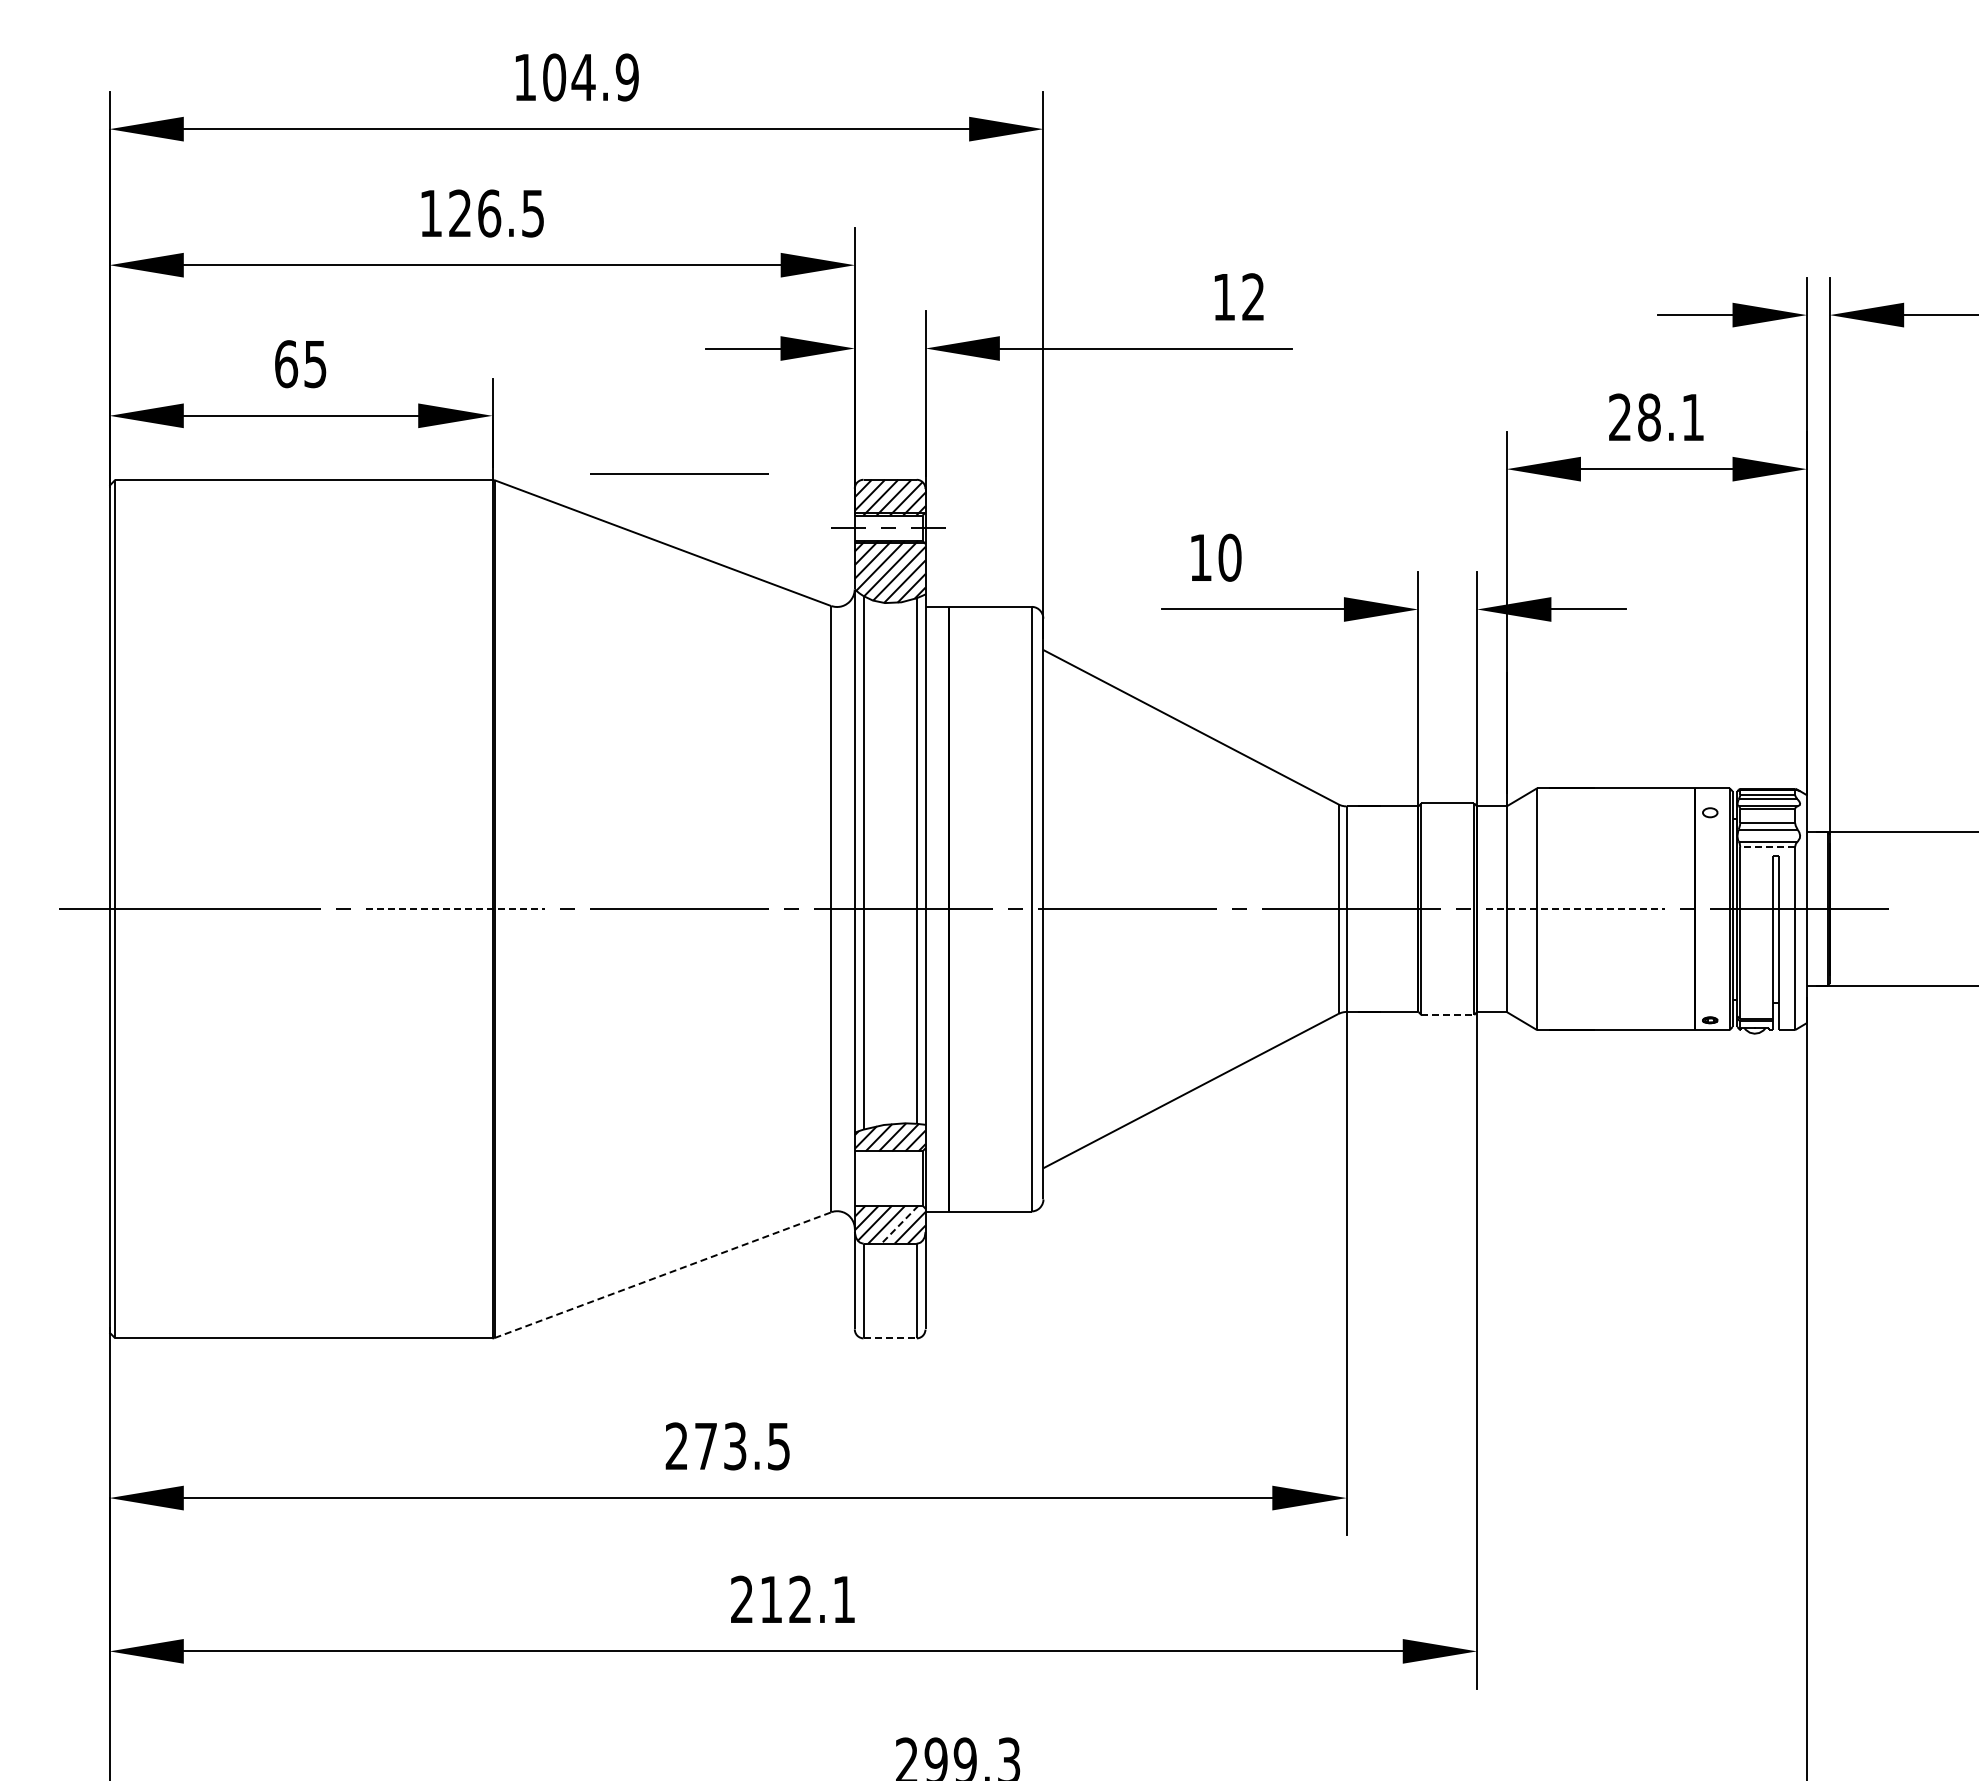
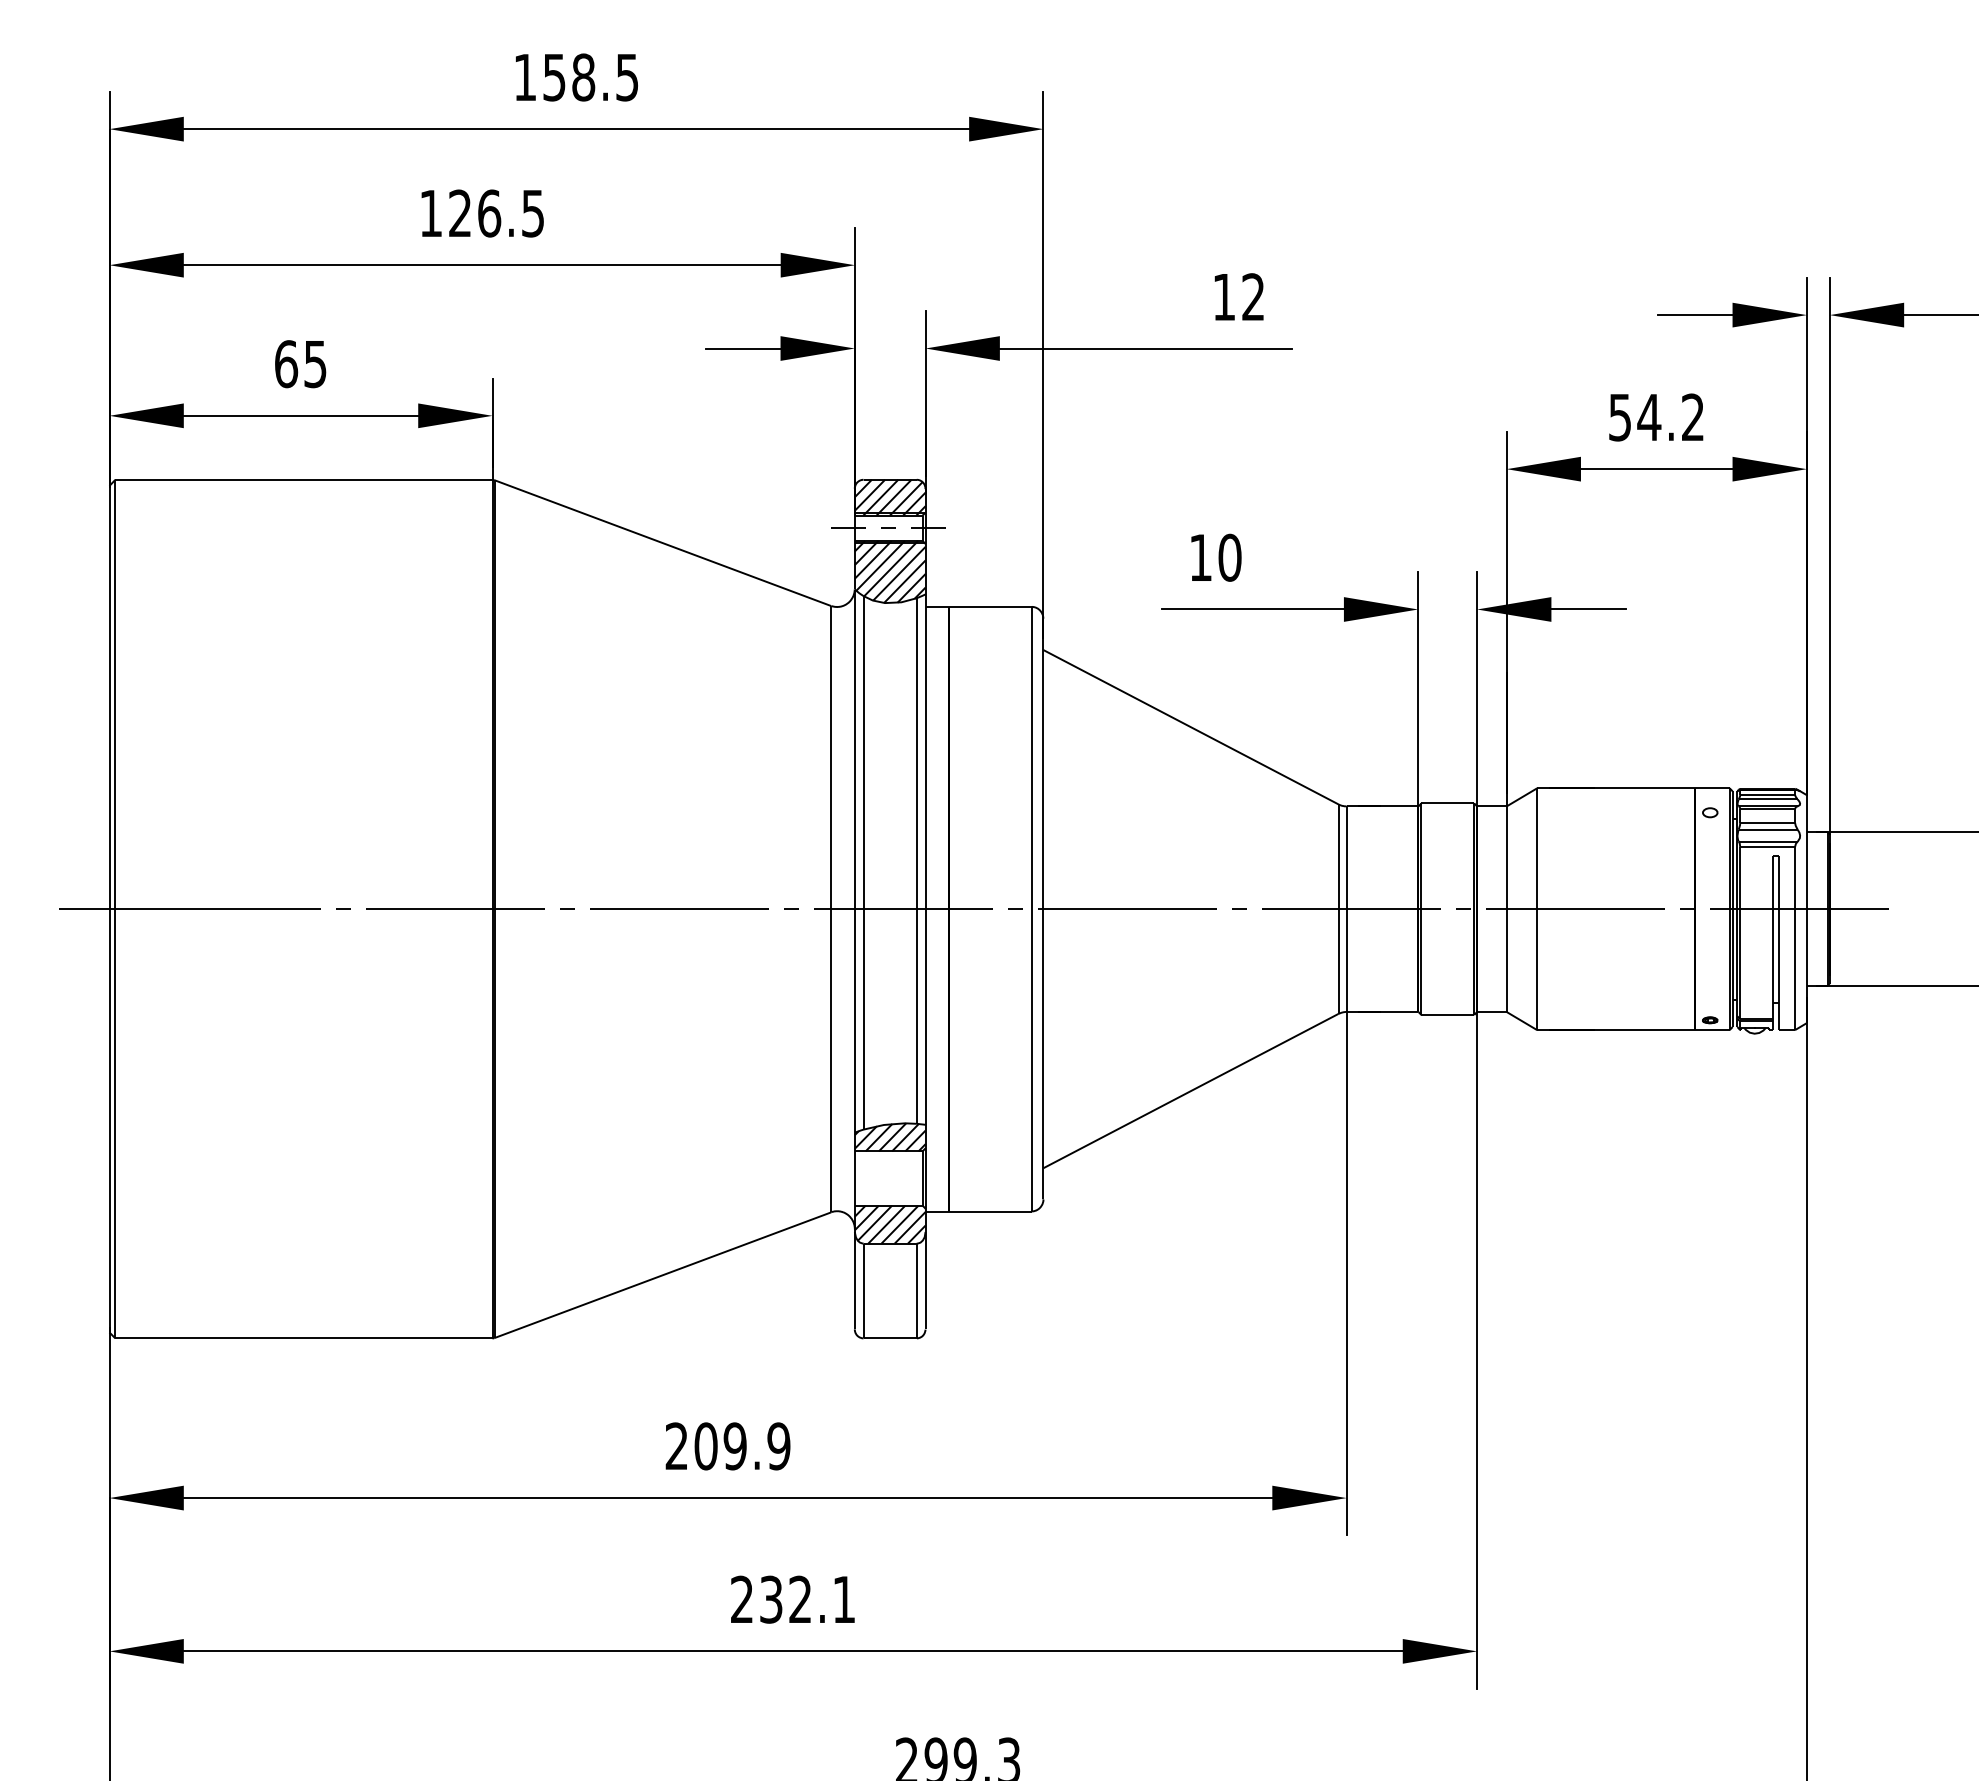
text: 104.9 -> 158.5 (590, 77)
text: 28.1 -> 54.2 (1656, 417)
line: present -> none (679, 473)
line: dashed -> solid (1767, 847)
line: dashed -> solid (455, 909)
line: dashed -> solid (1575, 909)
line: dashed -> solid (1448, 1015)
line: dashed -> solid (899, 1225)
line: dashed -> solid (662, 1275)
line: dashed -> solid (890, 1338)
text: 273.5 -> 209.9 (742, 1446)
text: 212.1 -> 232.1 (771, 1599)
